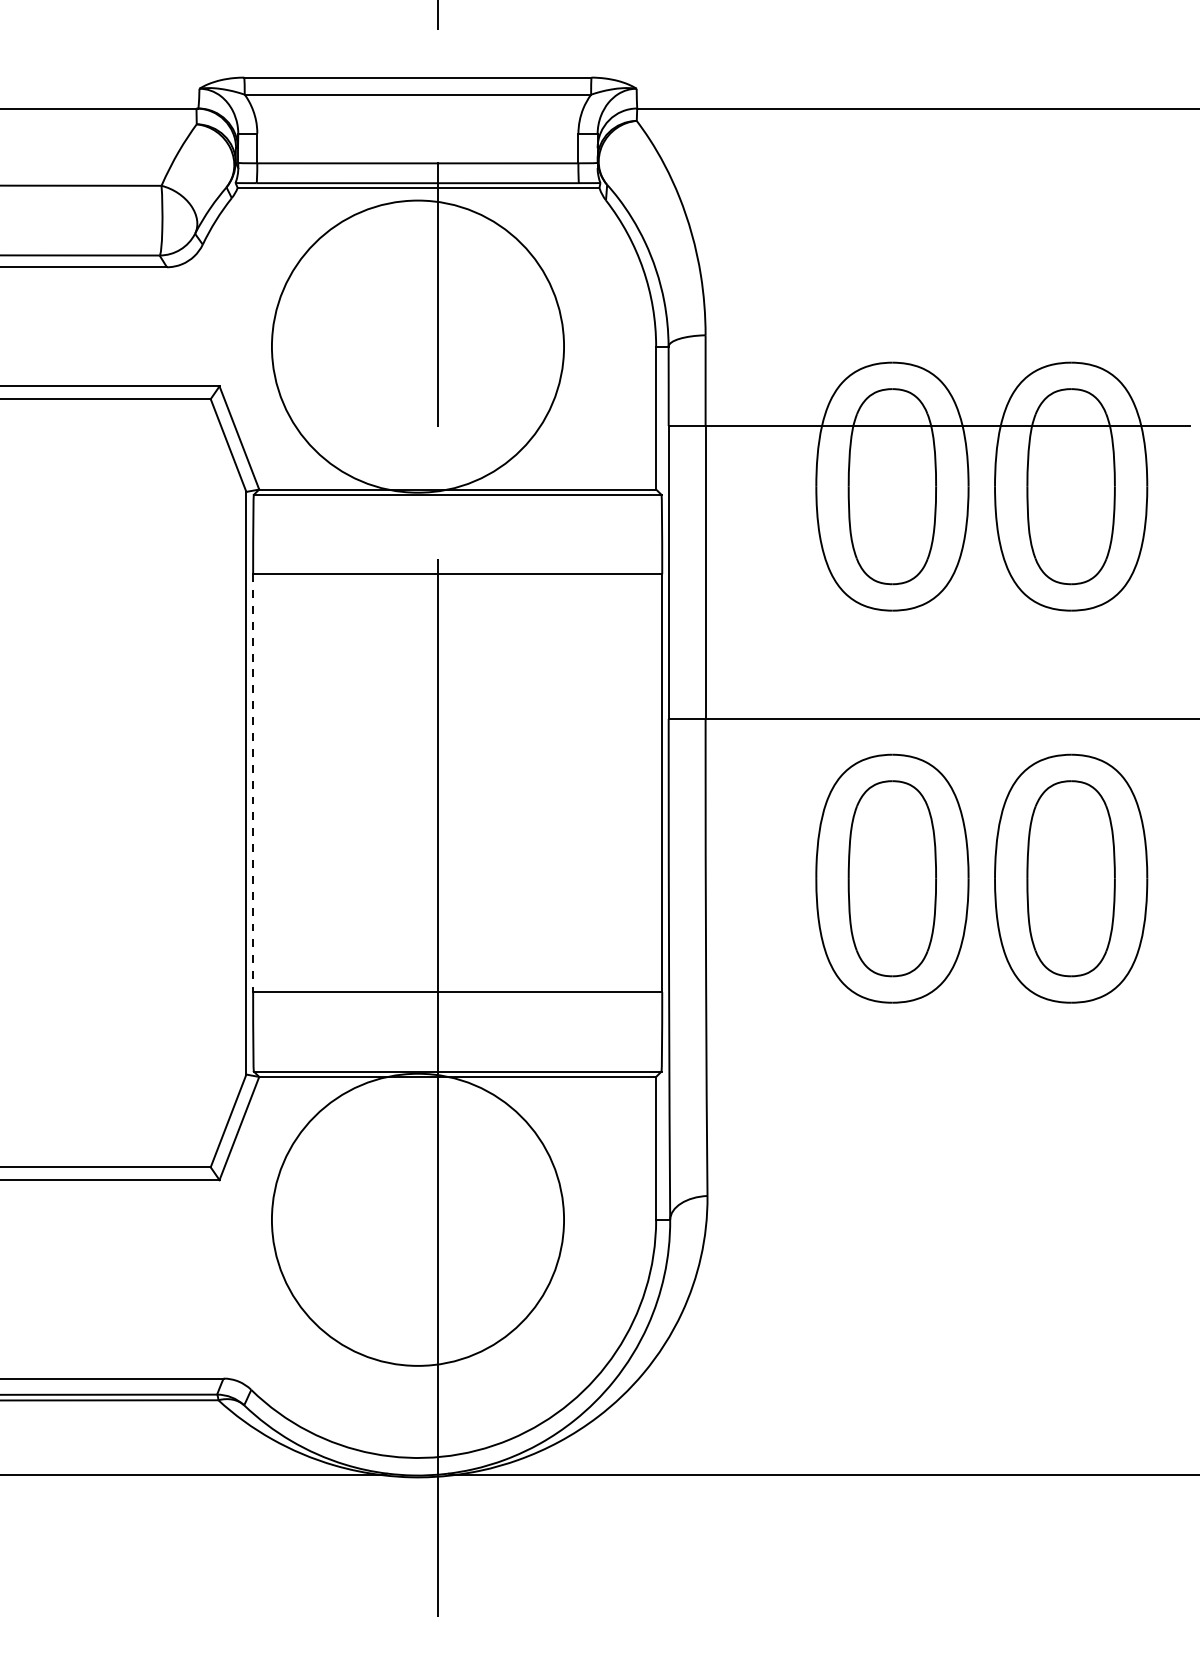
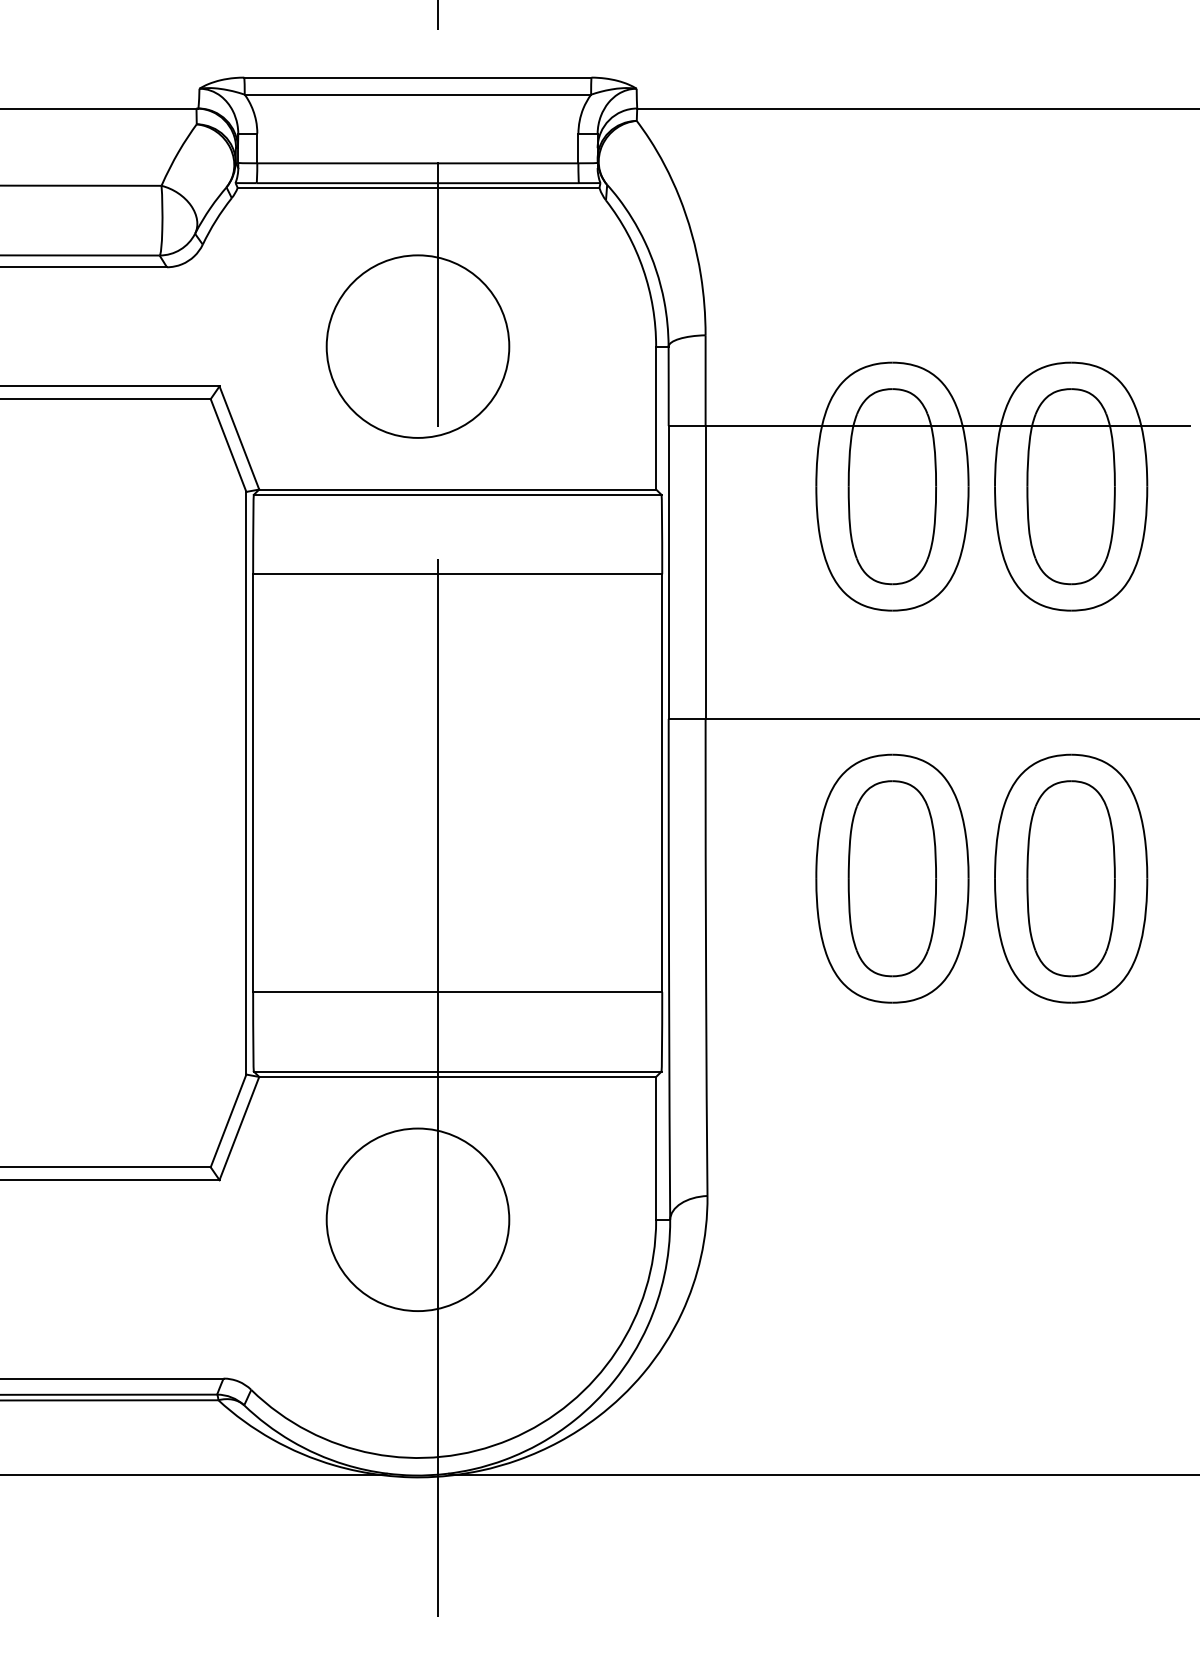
circle diameter: 292 px -> 183 px (417, 346)
line: dashed -> solid (253, 783)
circle diameter: 292 px -> 183 px (417, 1219)
